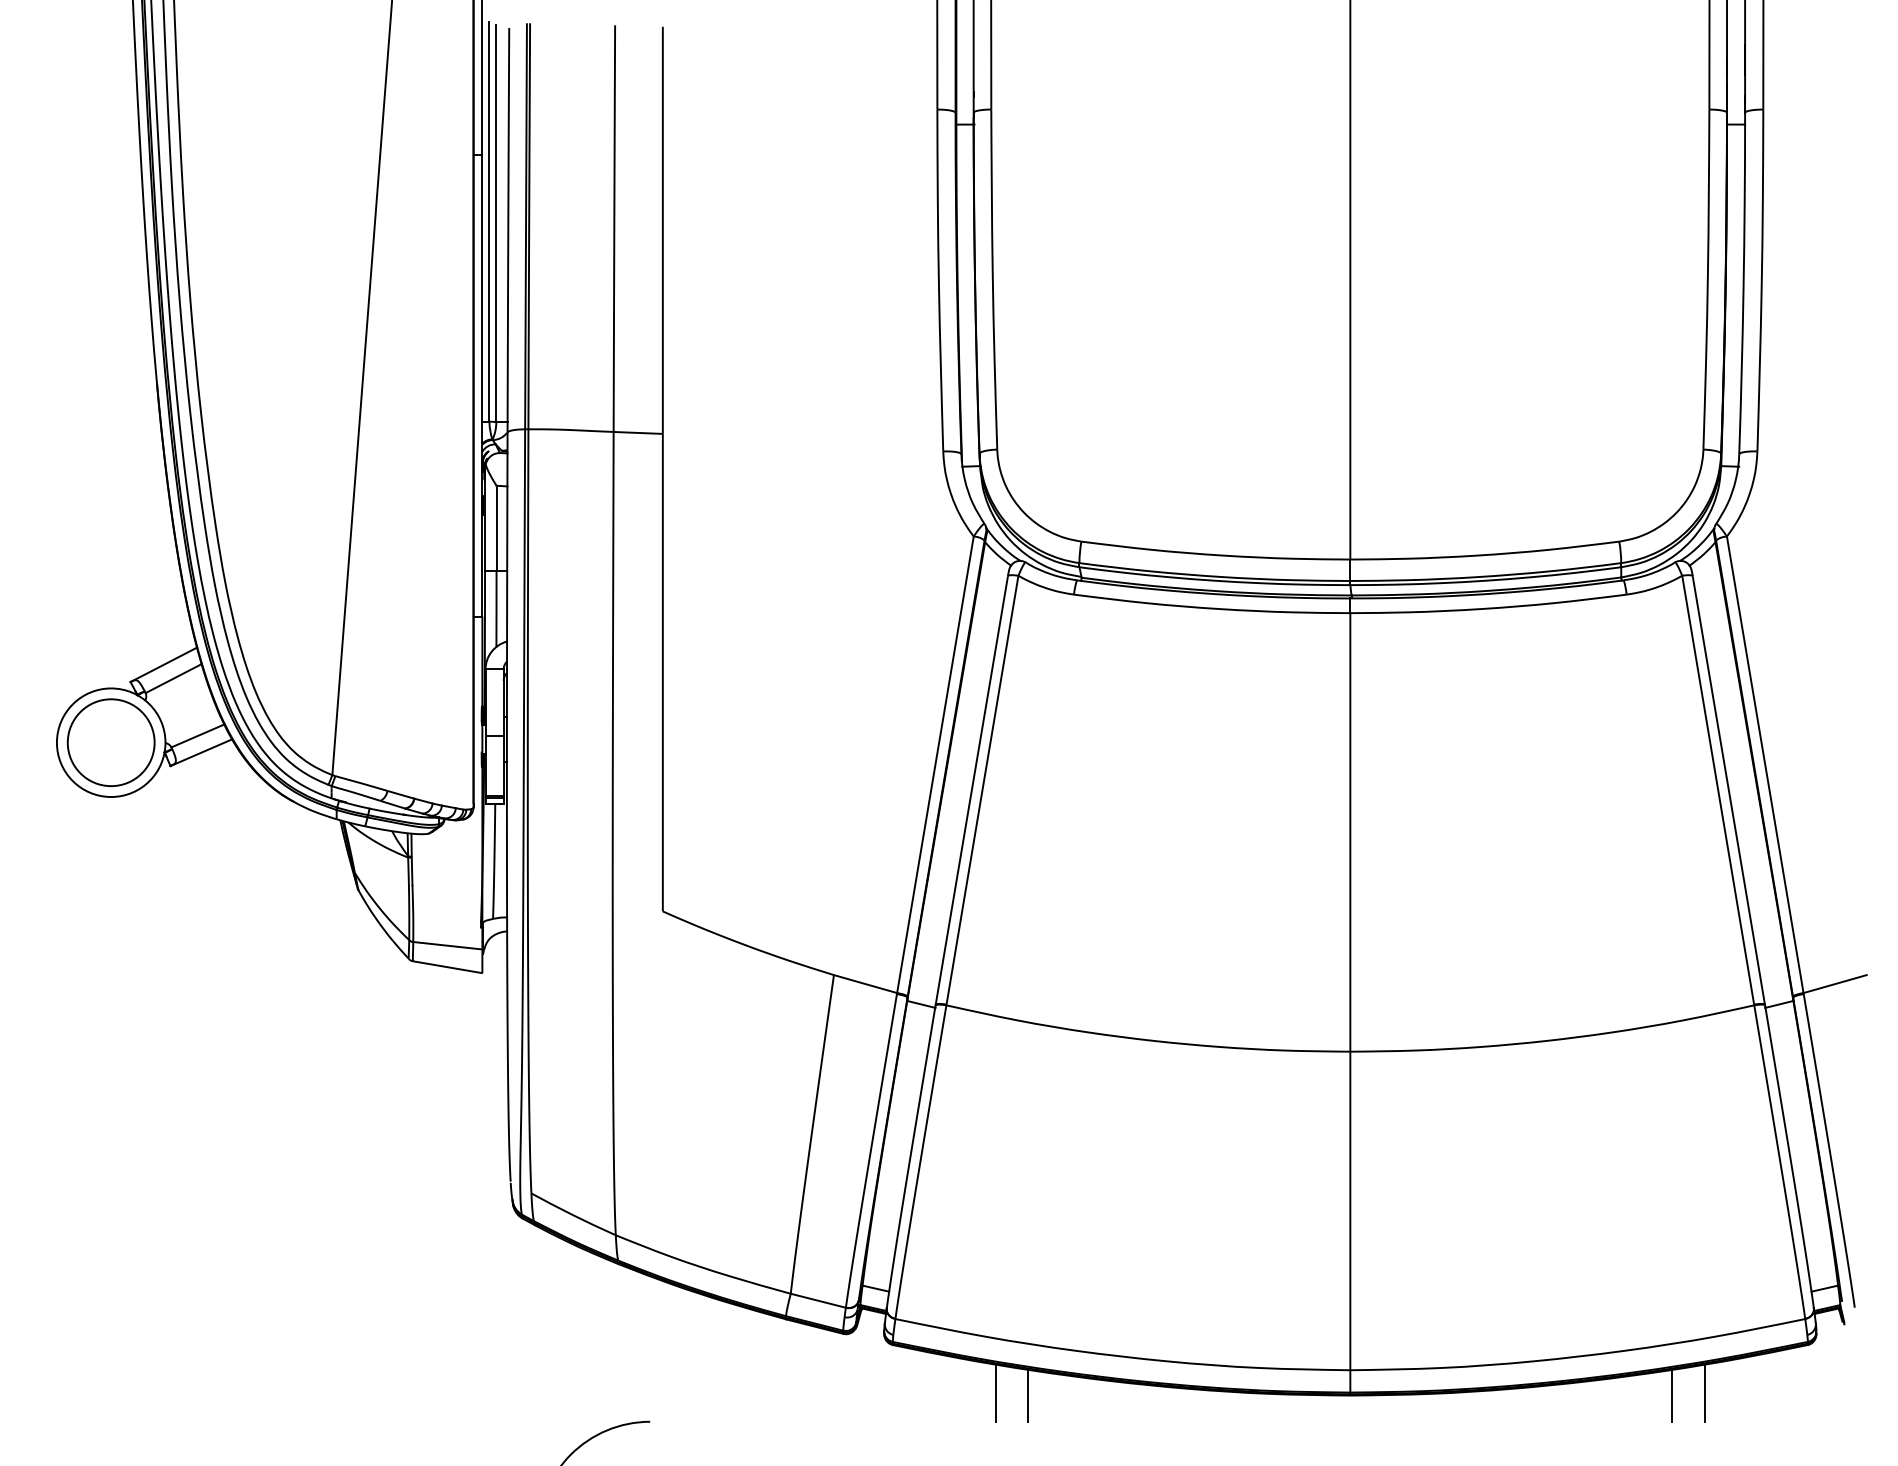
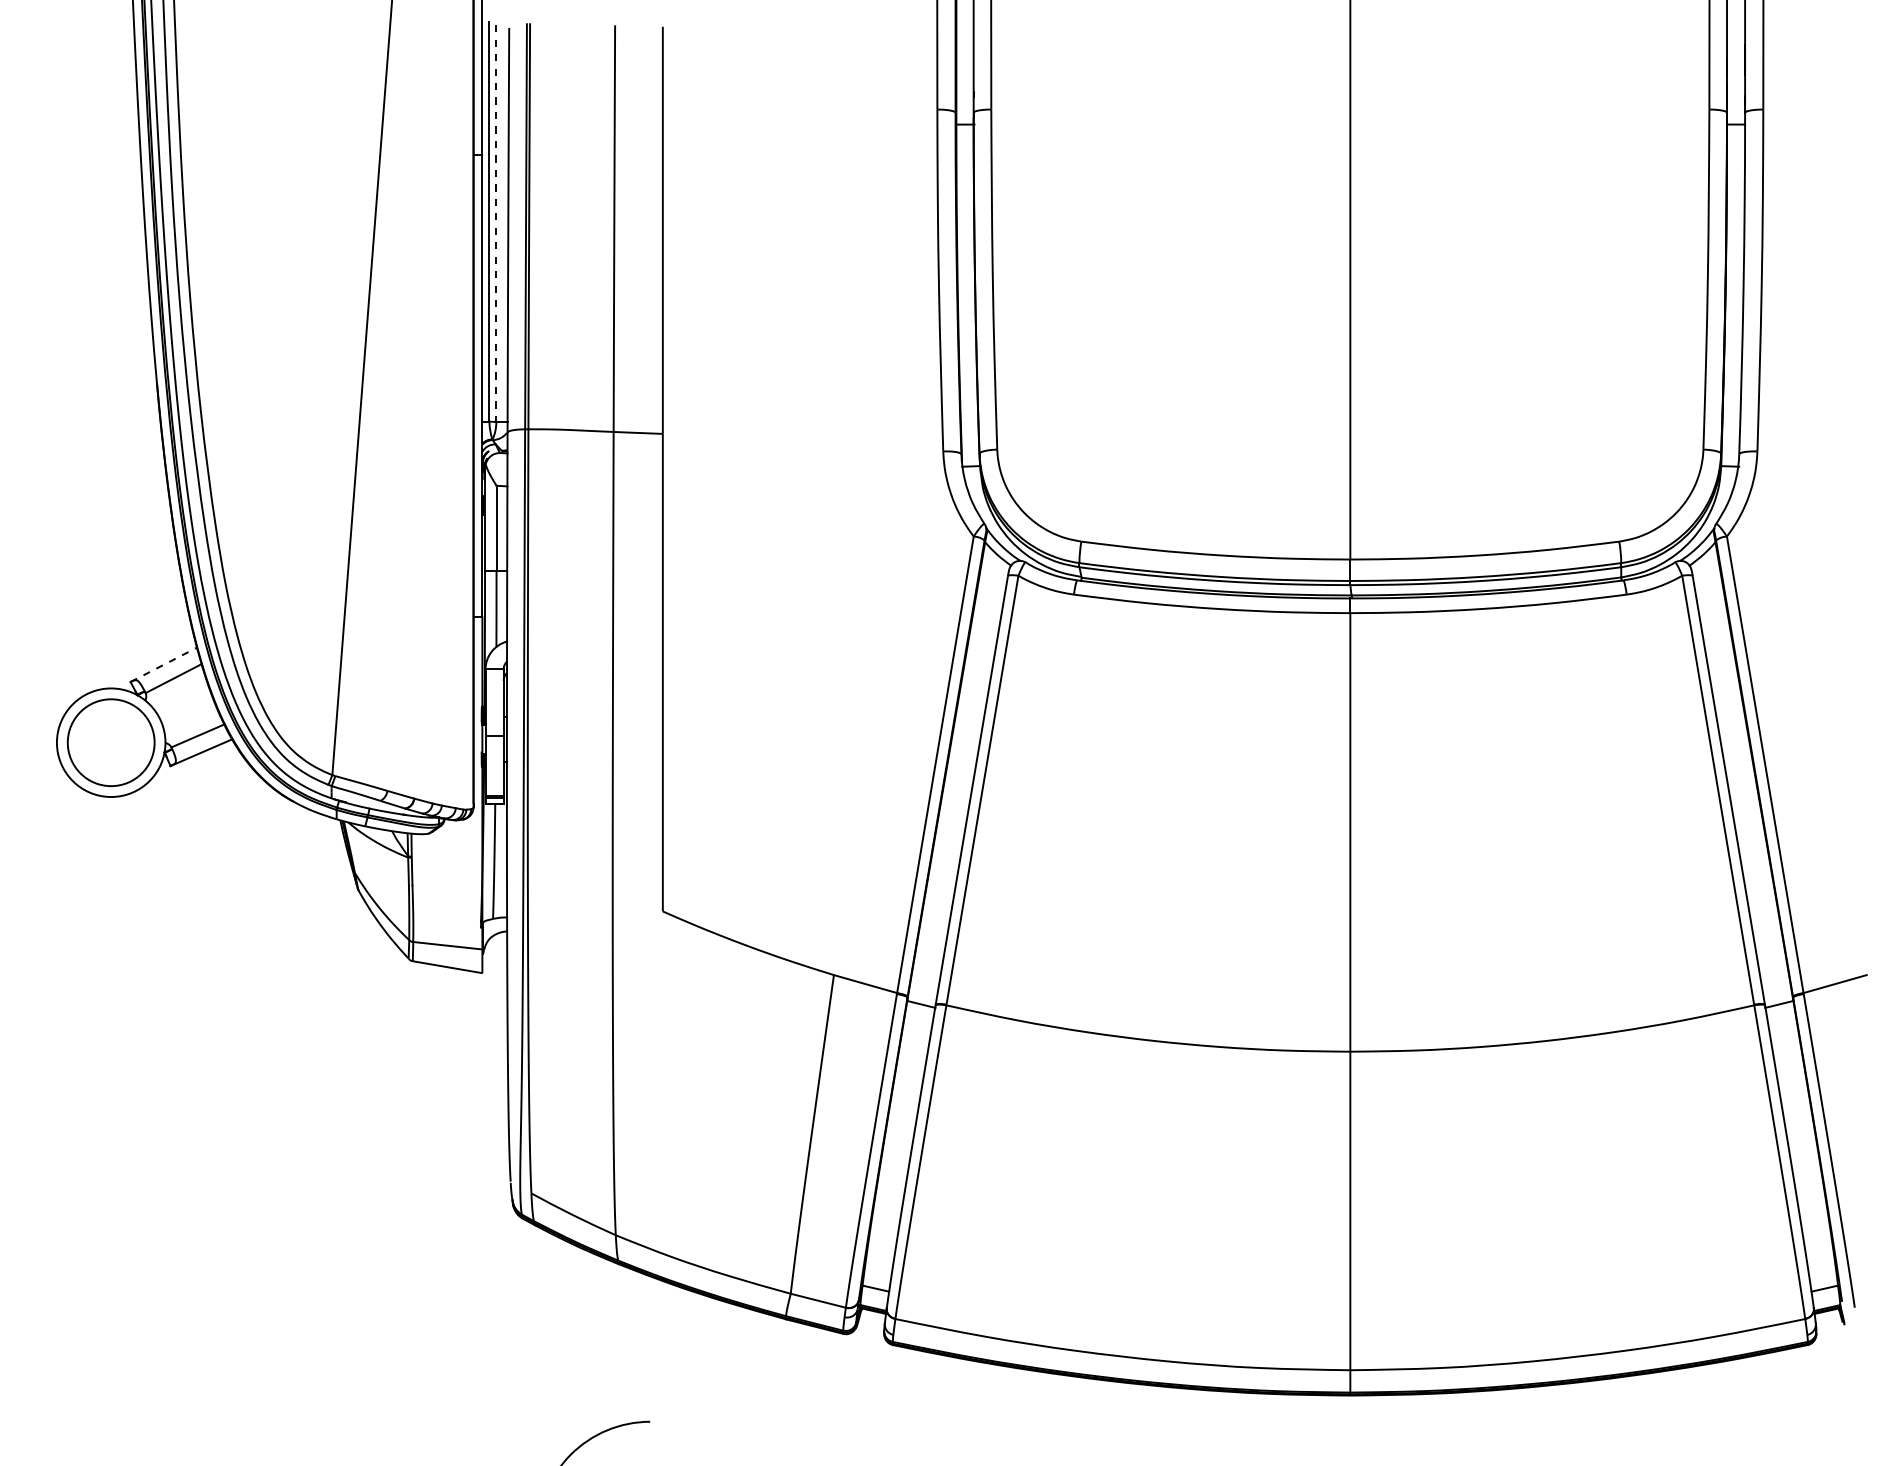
line: solid -> dashed (496, 224)
line: solid -> dashed (164, 664)
line: present -> none (995, 1392)
line: present -> none (1704, 1392)
line: present -> none (1028, 1395)
line: present -> none (1672, 1395)
